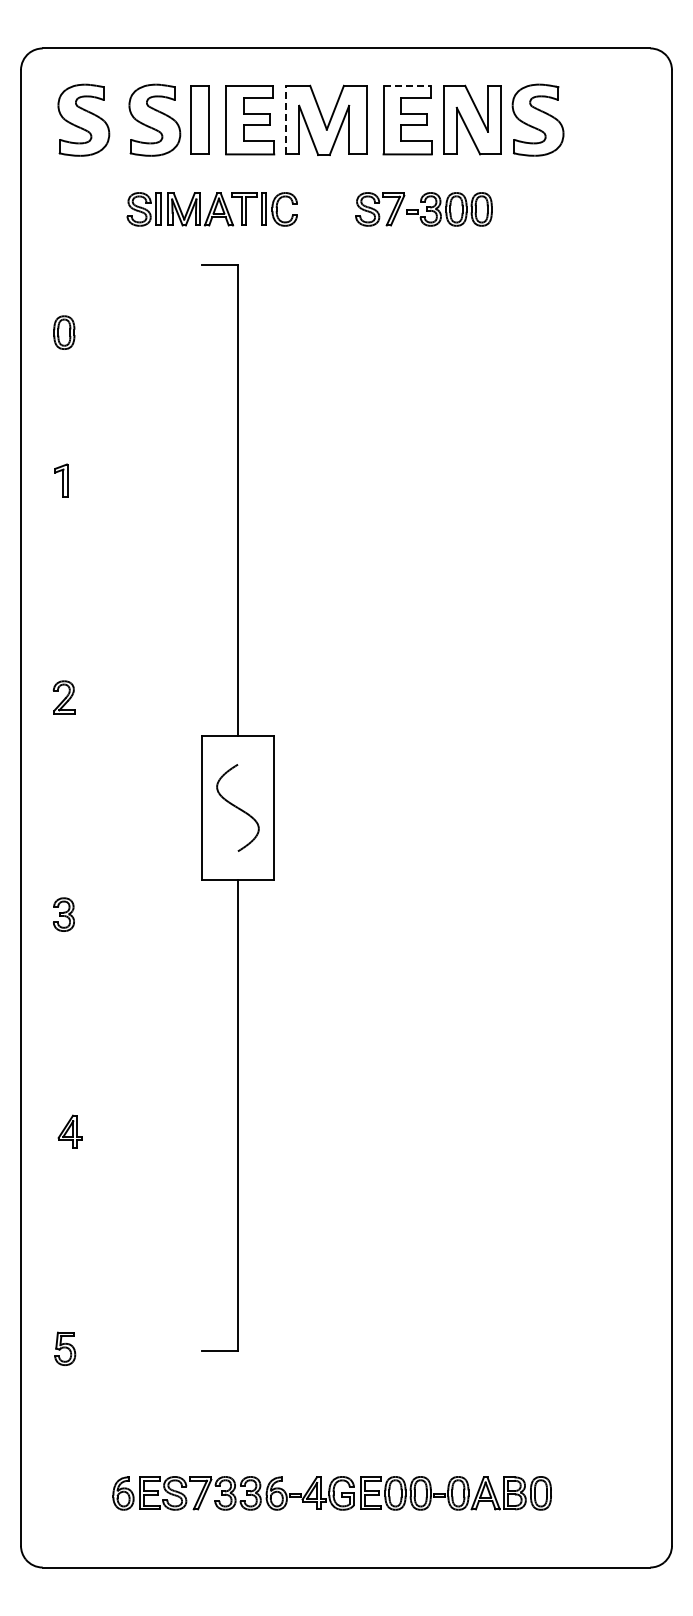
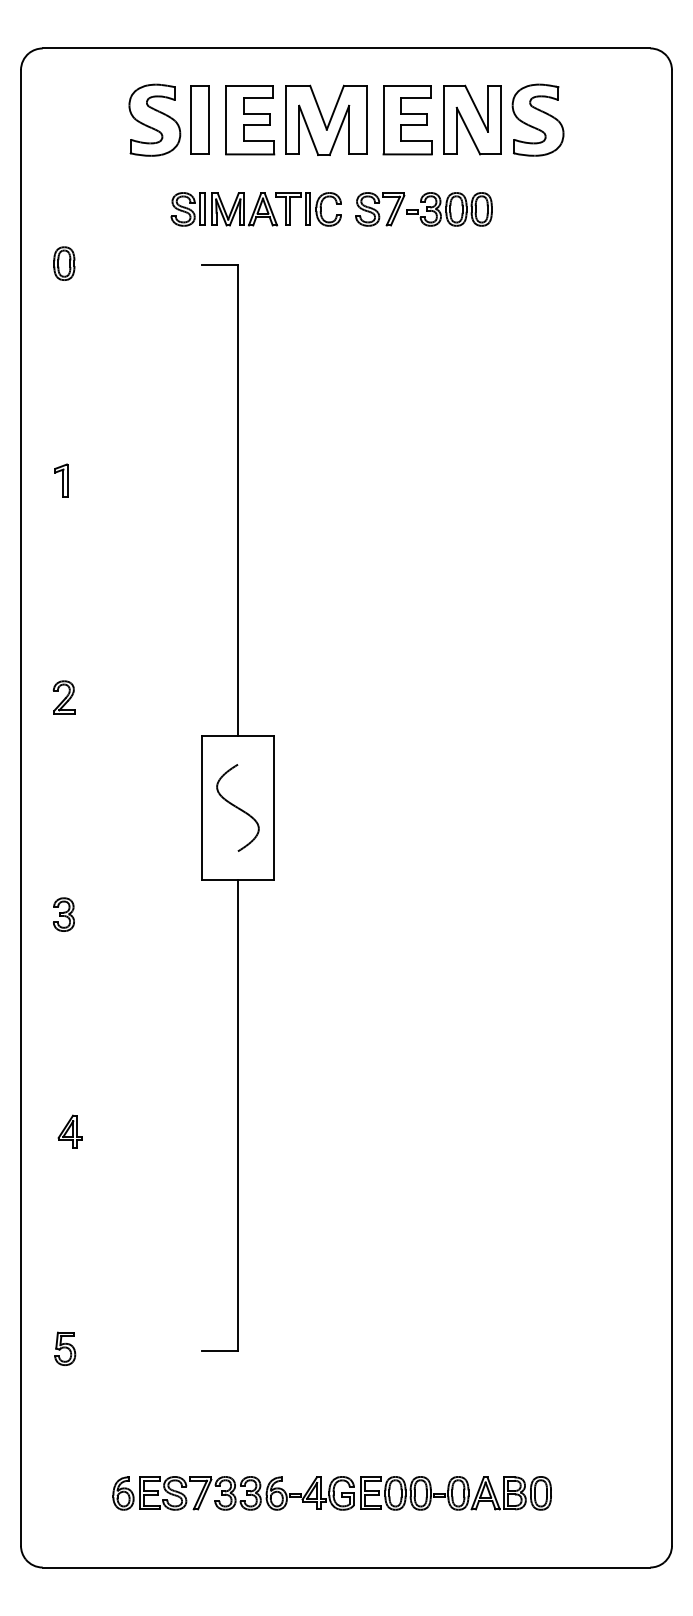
line: dashed -> solid (407, 85)
part: present -> none (83, 119)
line: dashed -> solid (286, 119)
part position: (211, 209) -> (255, 209) (255, 209)
part position: (64, 332) -> (64, 263) (64, 263)
